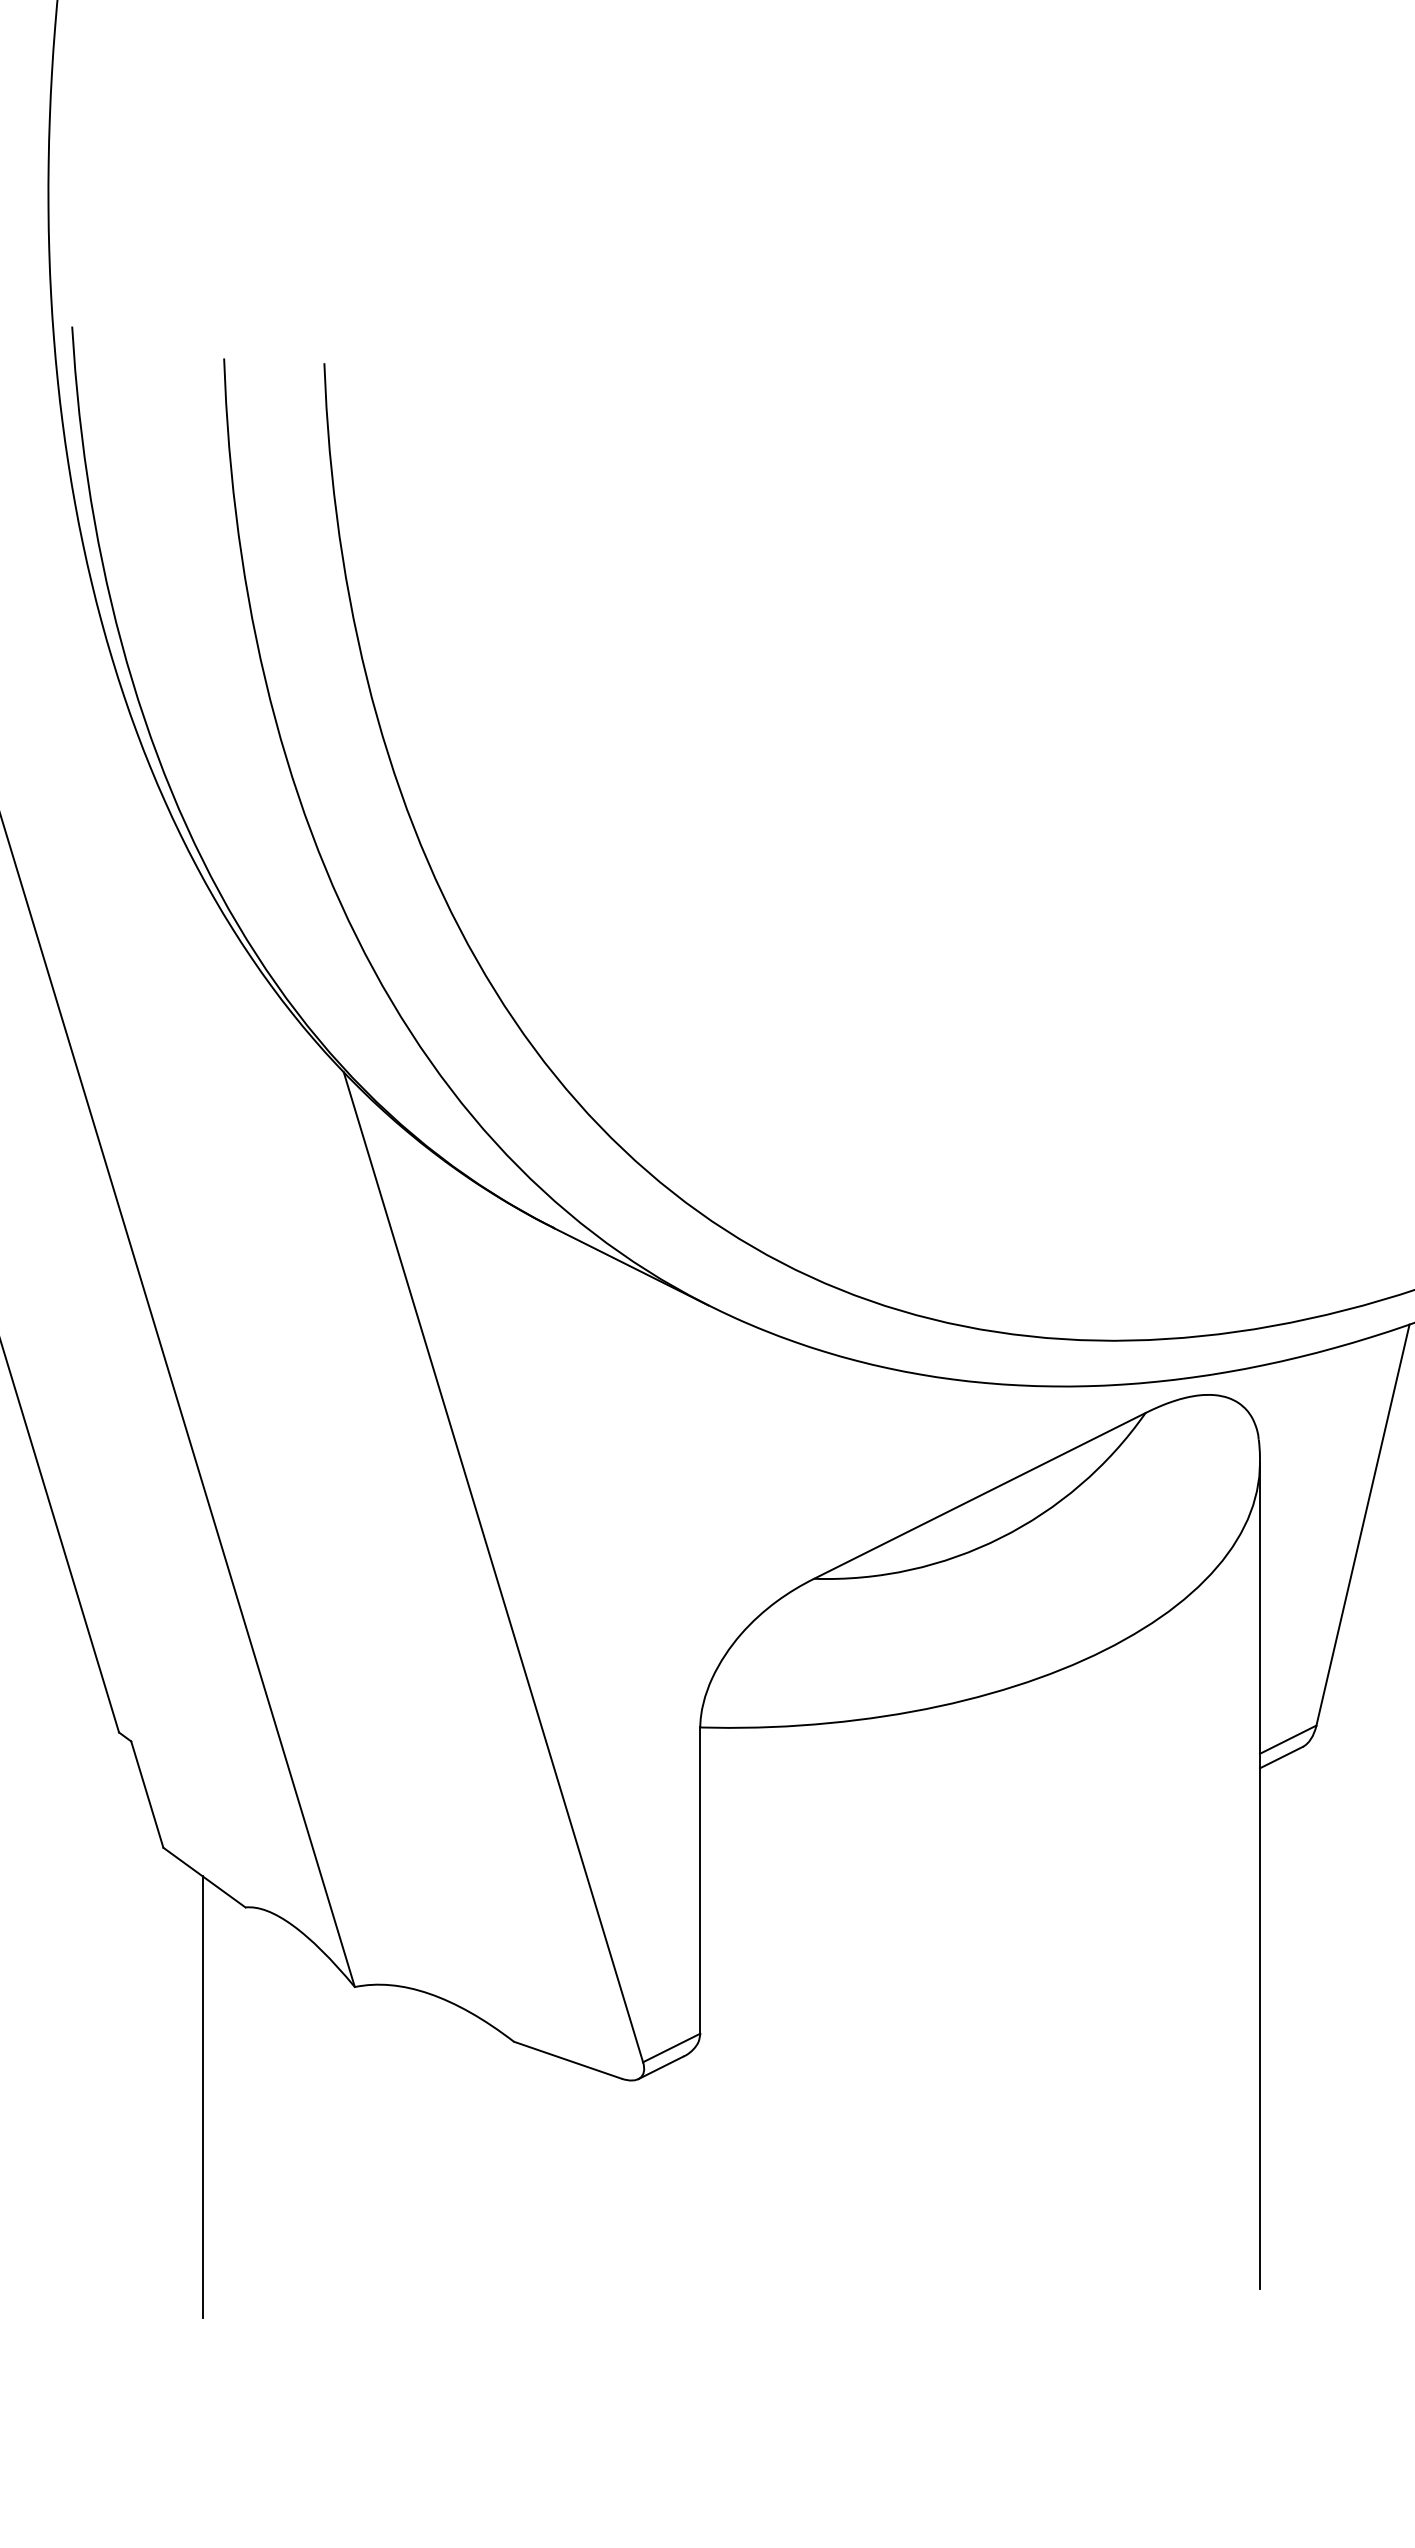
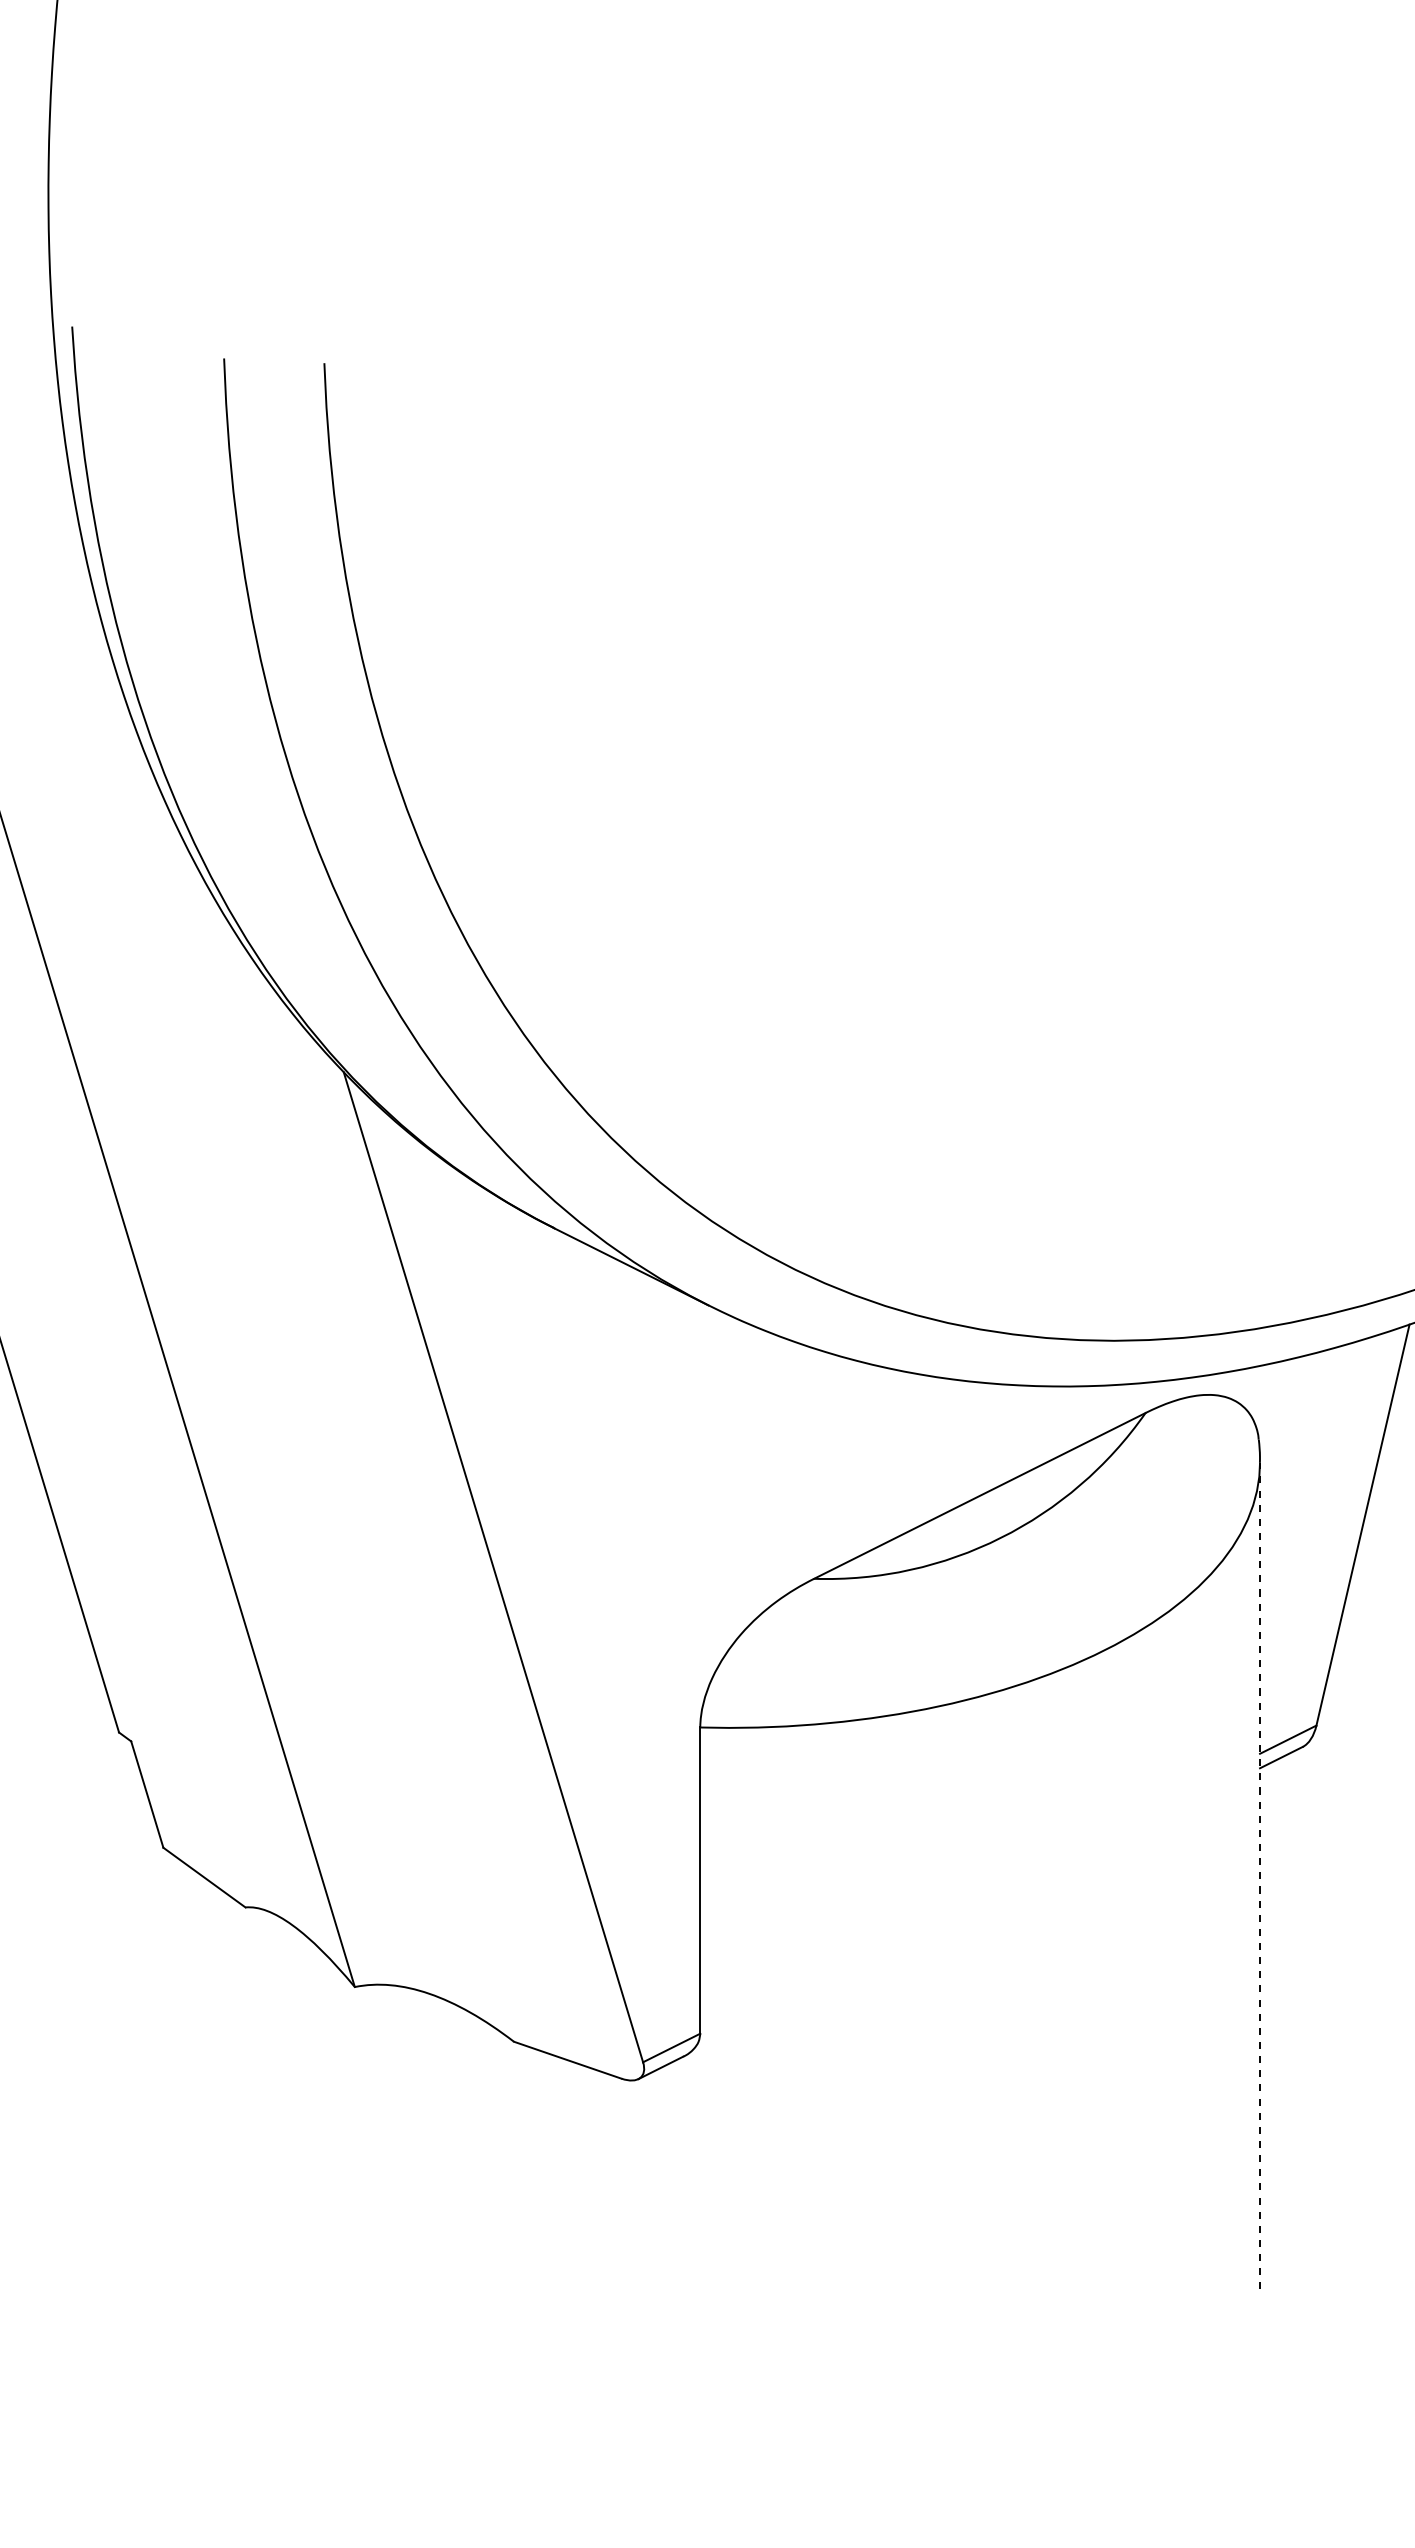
line: solid -> dashed (1260, 1875)
line: present -> none (202, 2096)
